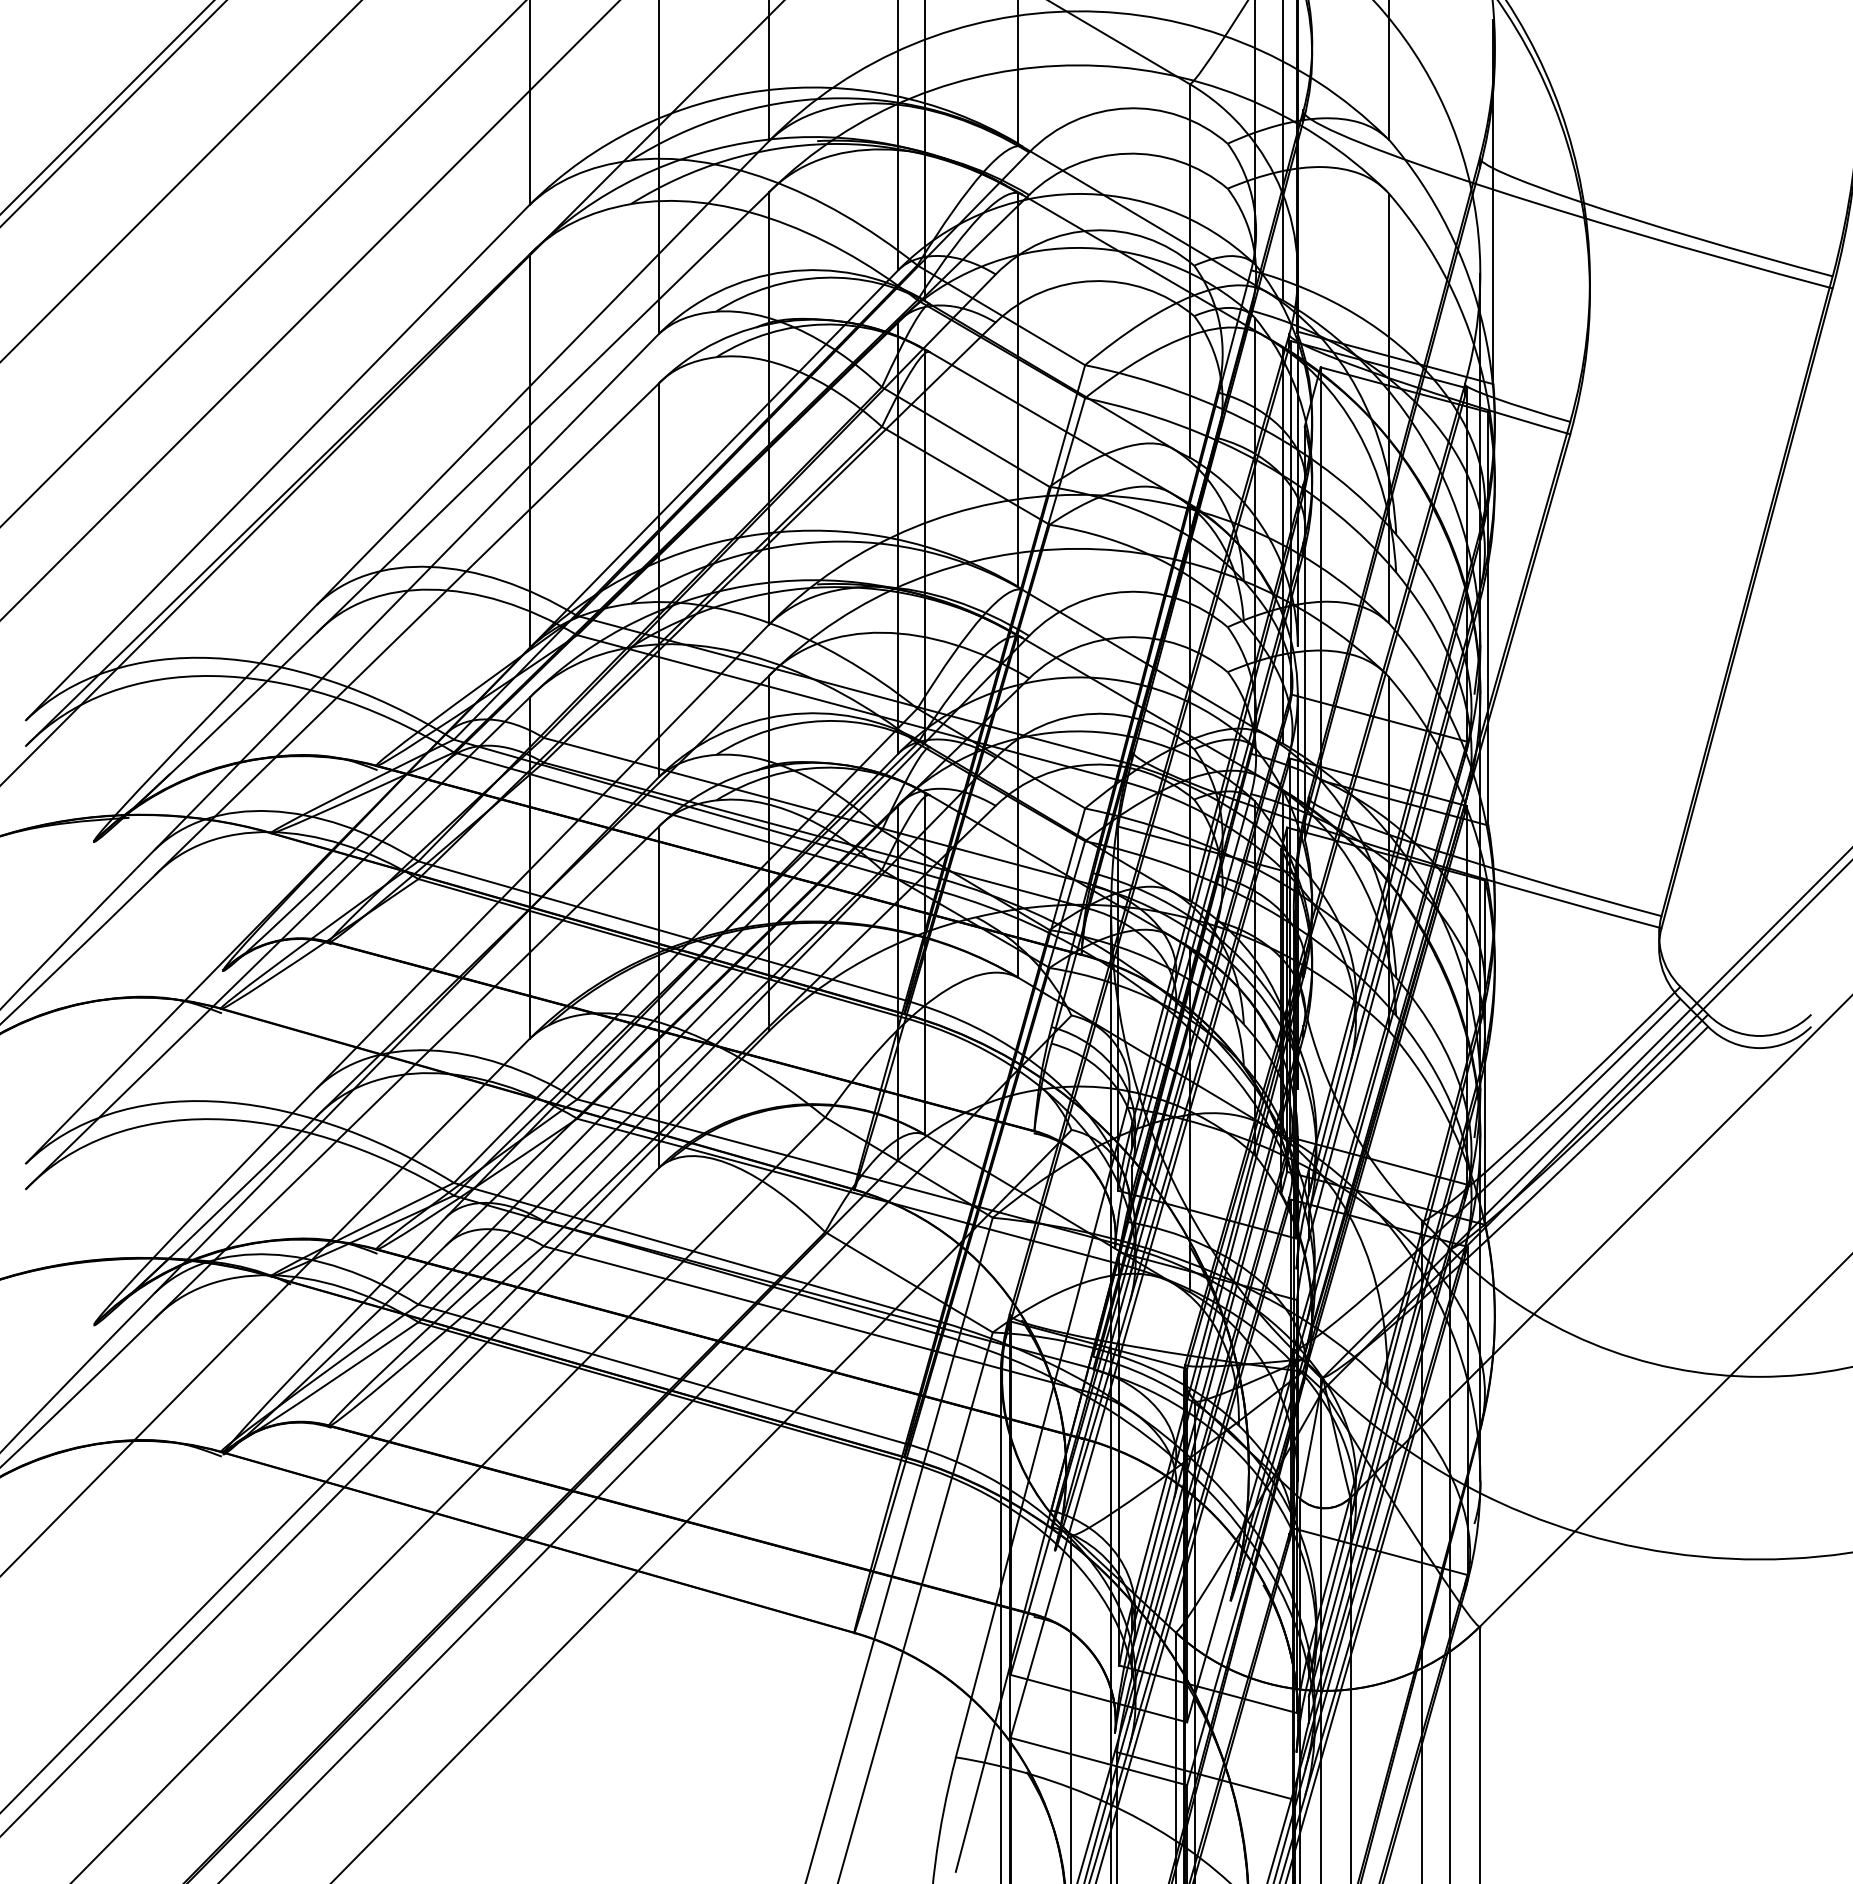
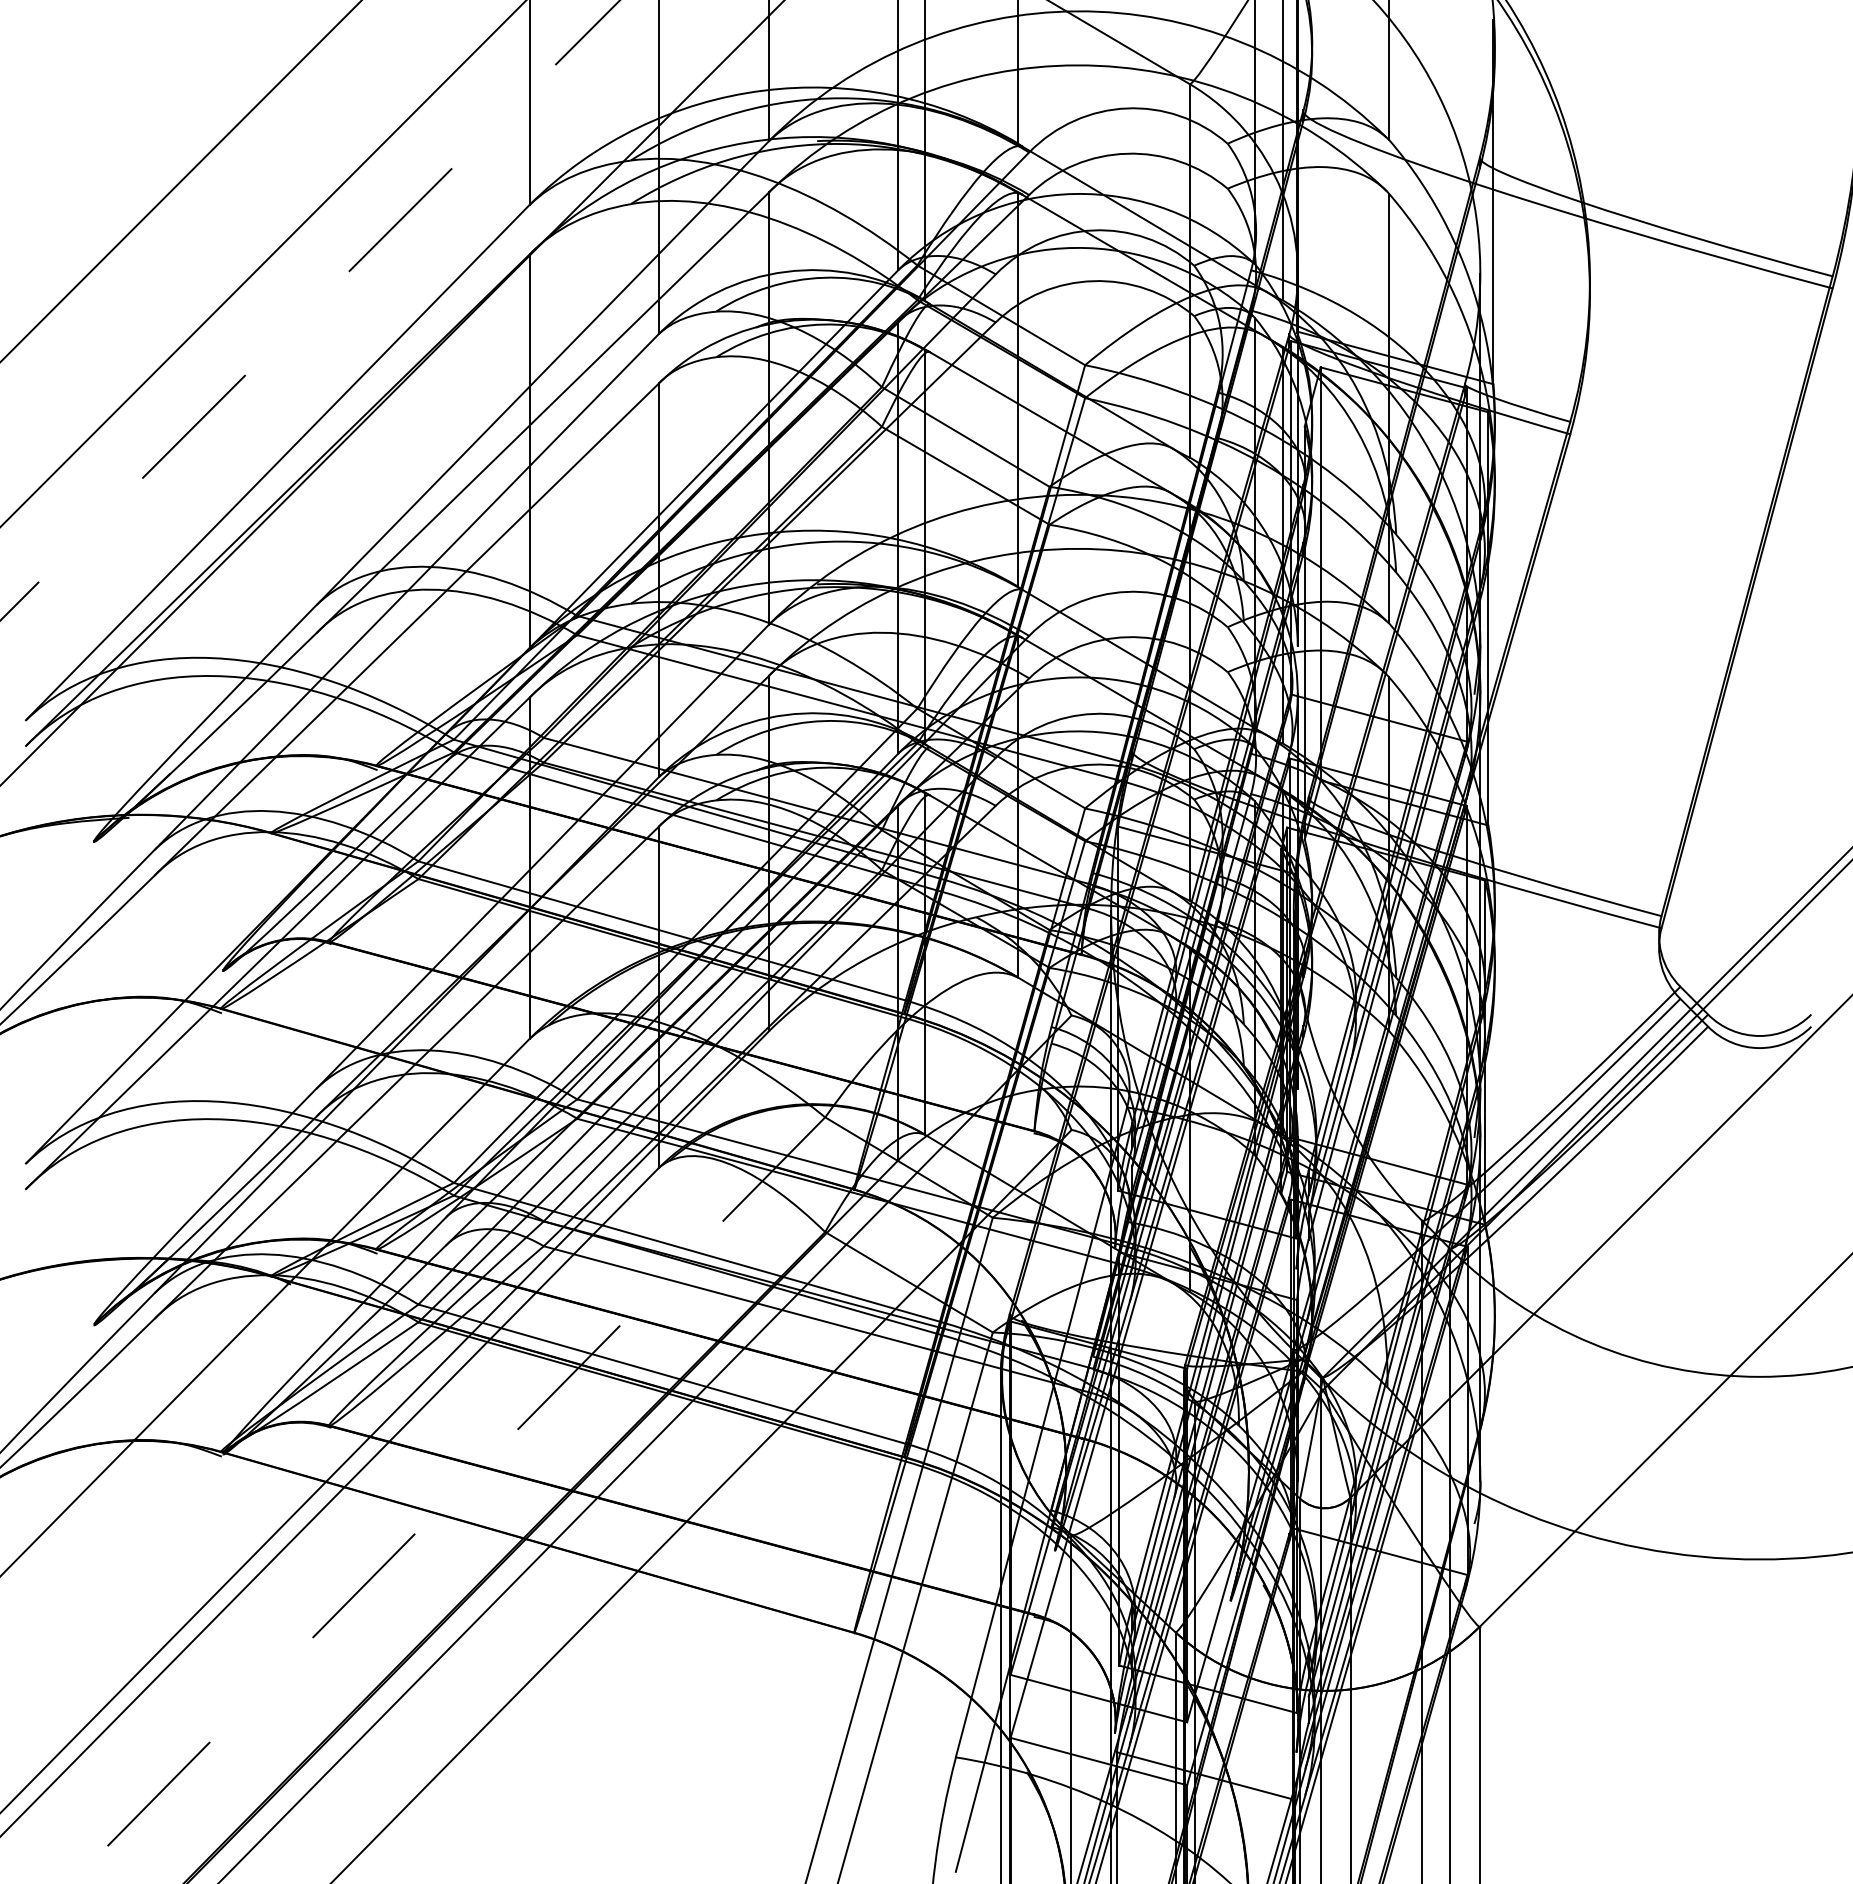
line: present -> none (107, 107)
line: present -> none (113, 113)
line: solid -> dashed (309, 311)
line: solid -> dashed (447, 1500)
